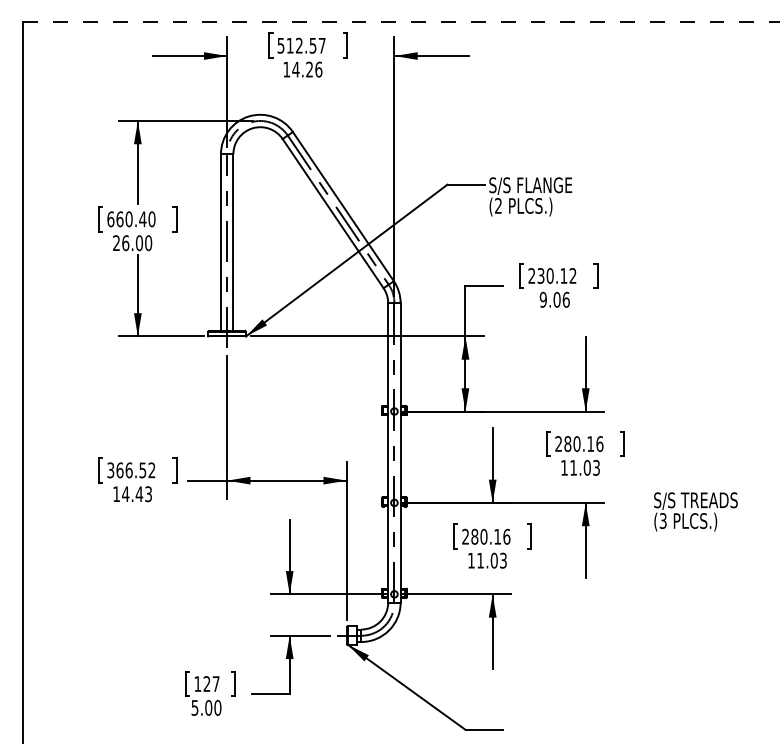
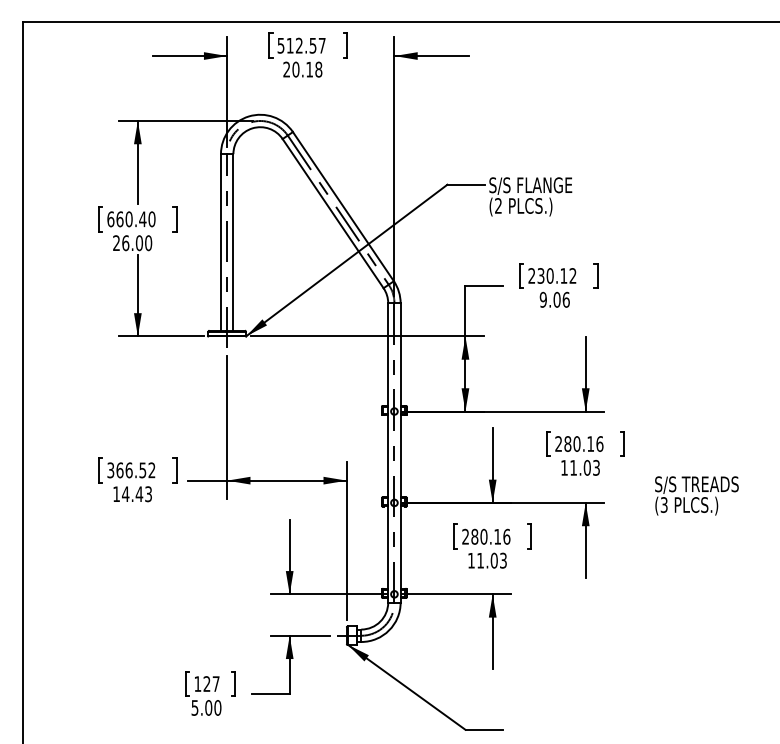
line: dashed -> solid (401, 22)
text: 14.26 -> 20.18 (302, 69)
text position: (695, 511) -> (696, 495) (696, 495)
